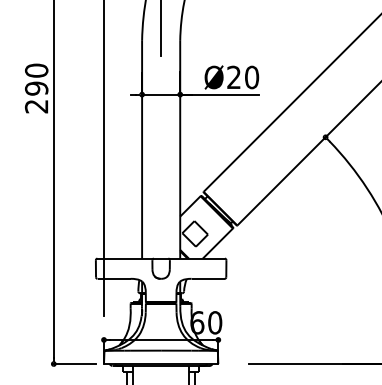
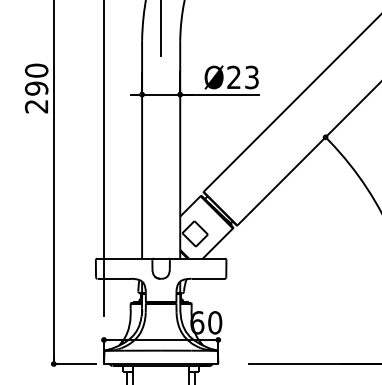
text: Ø20 -> Ø23 (252, 77)
